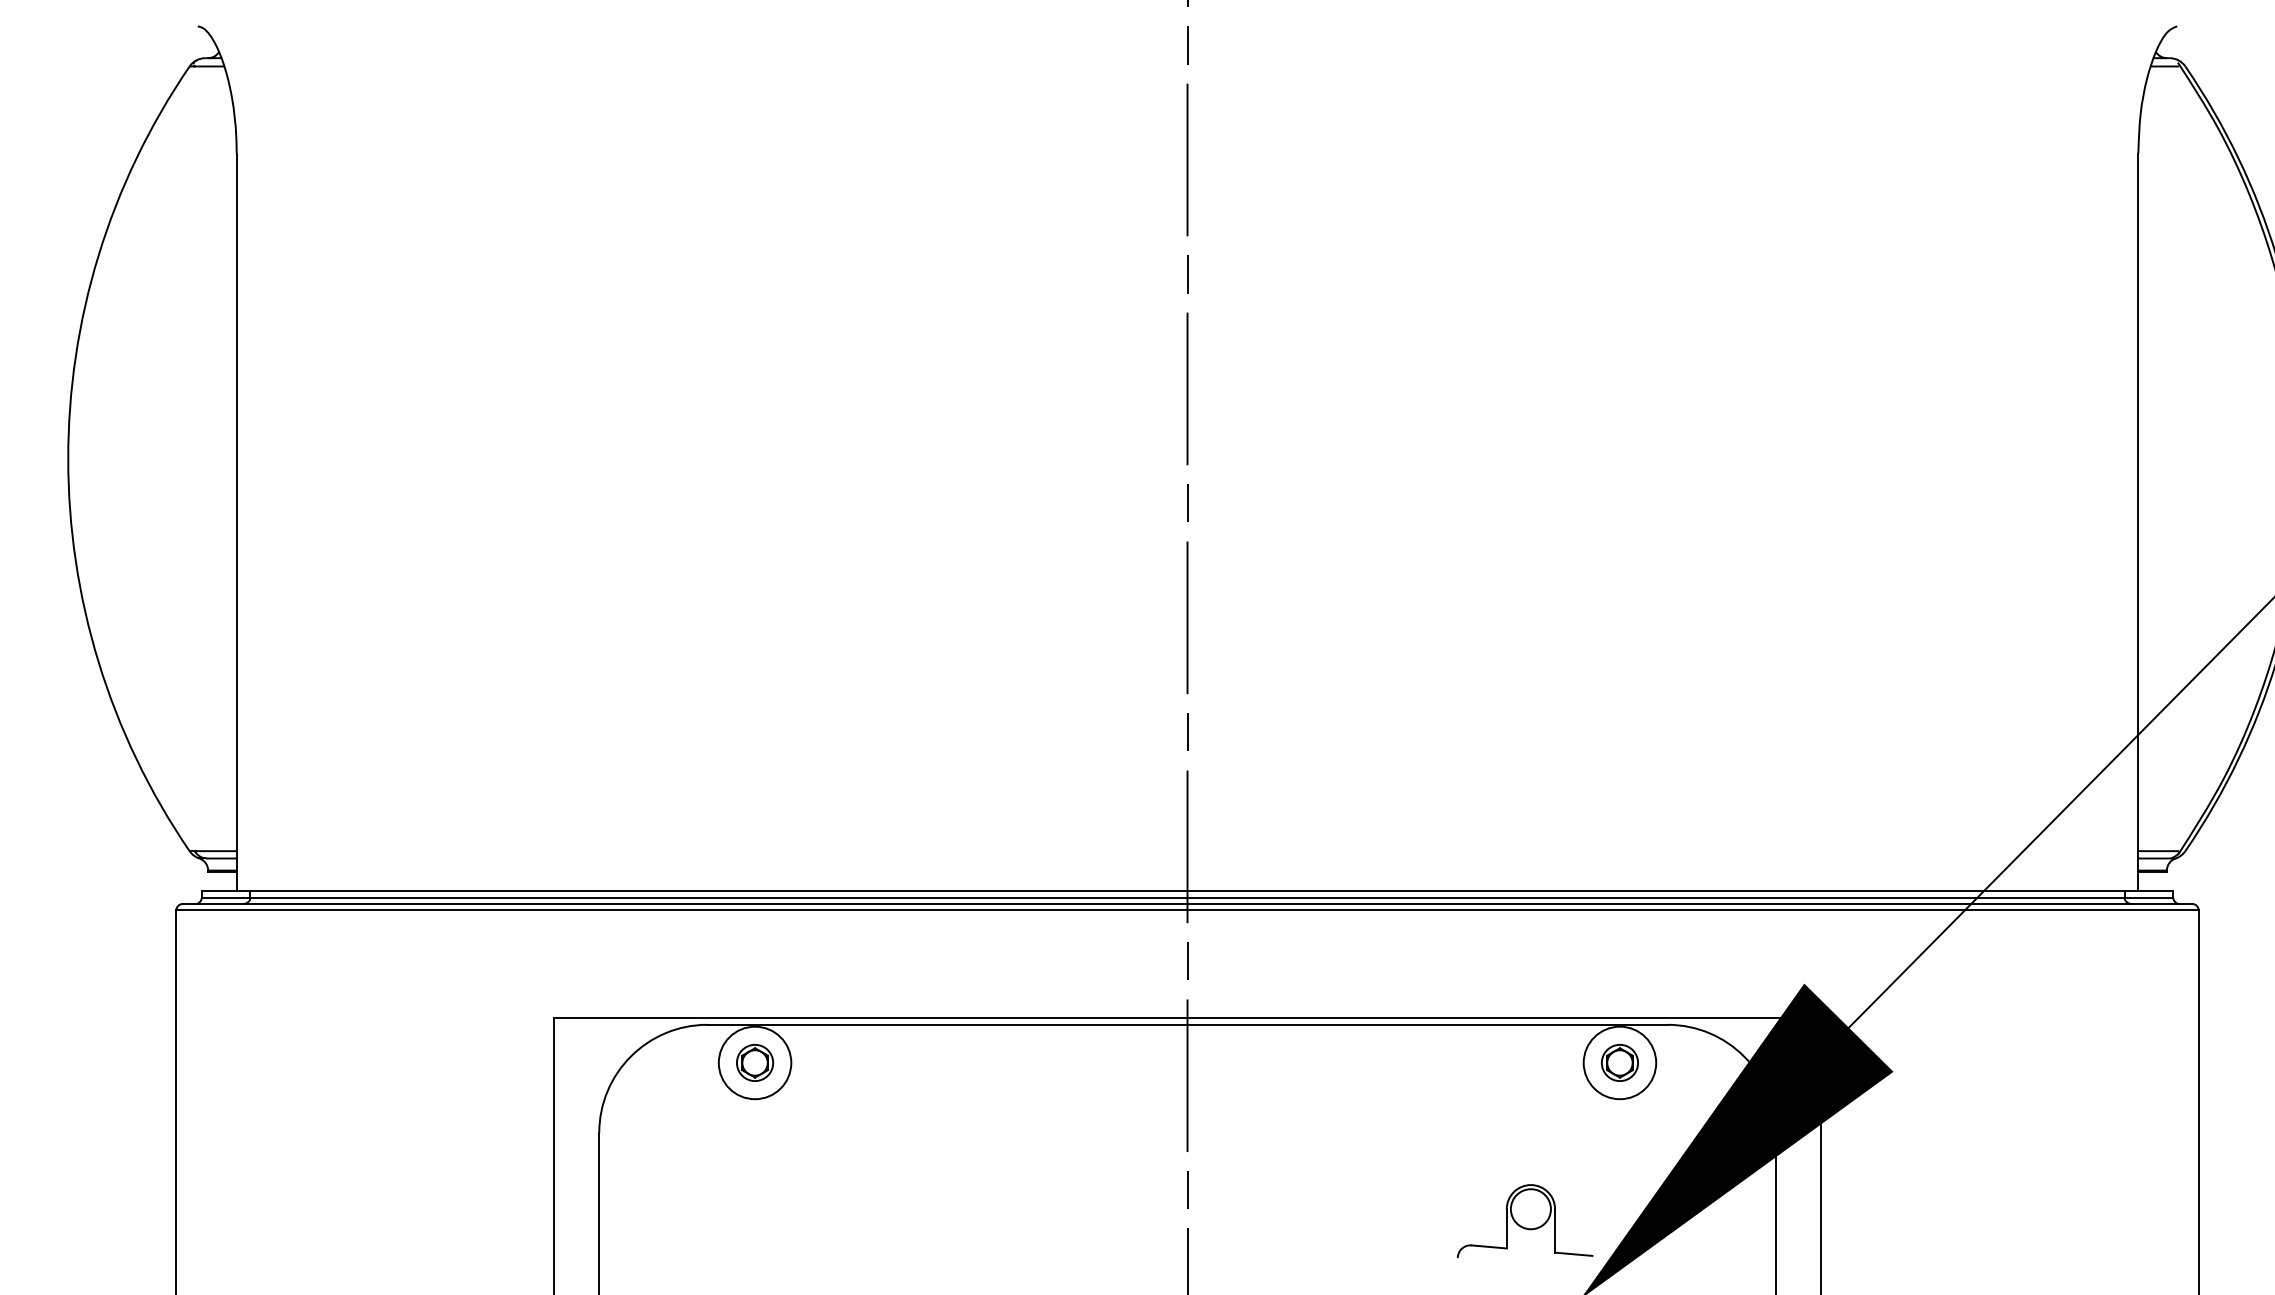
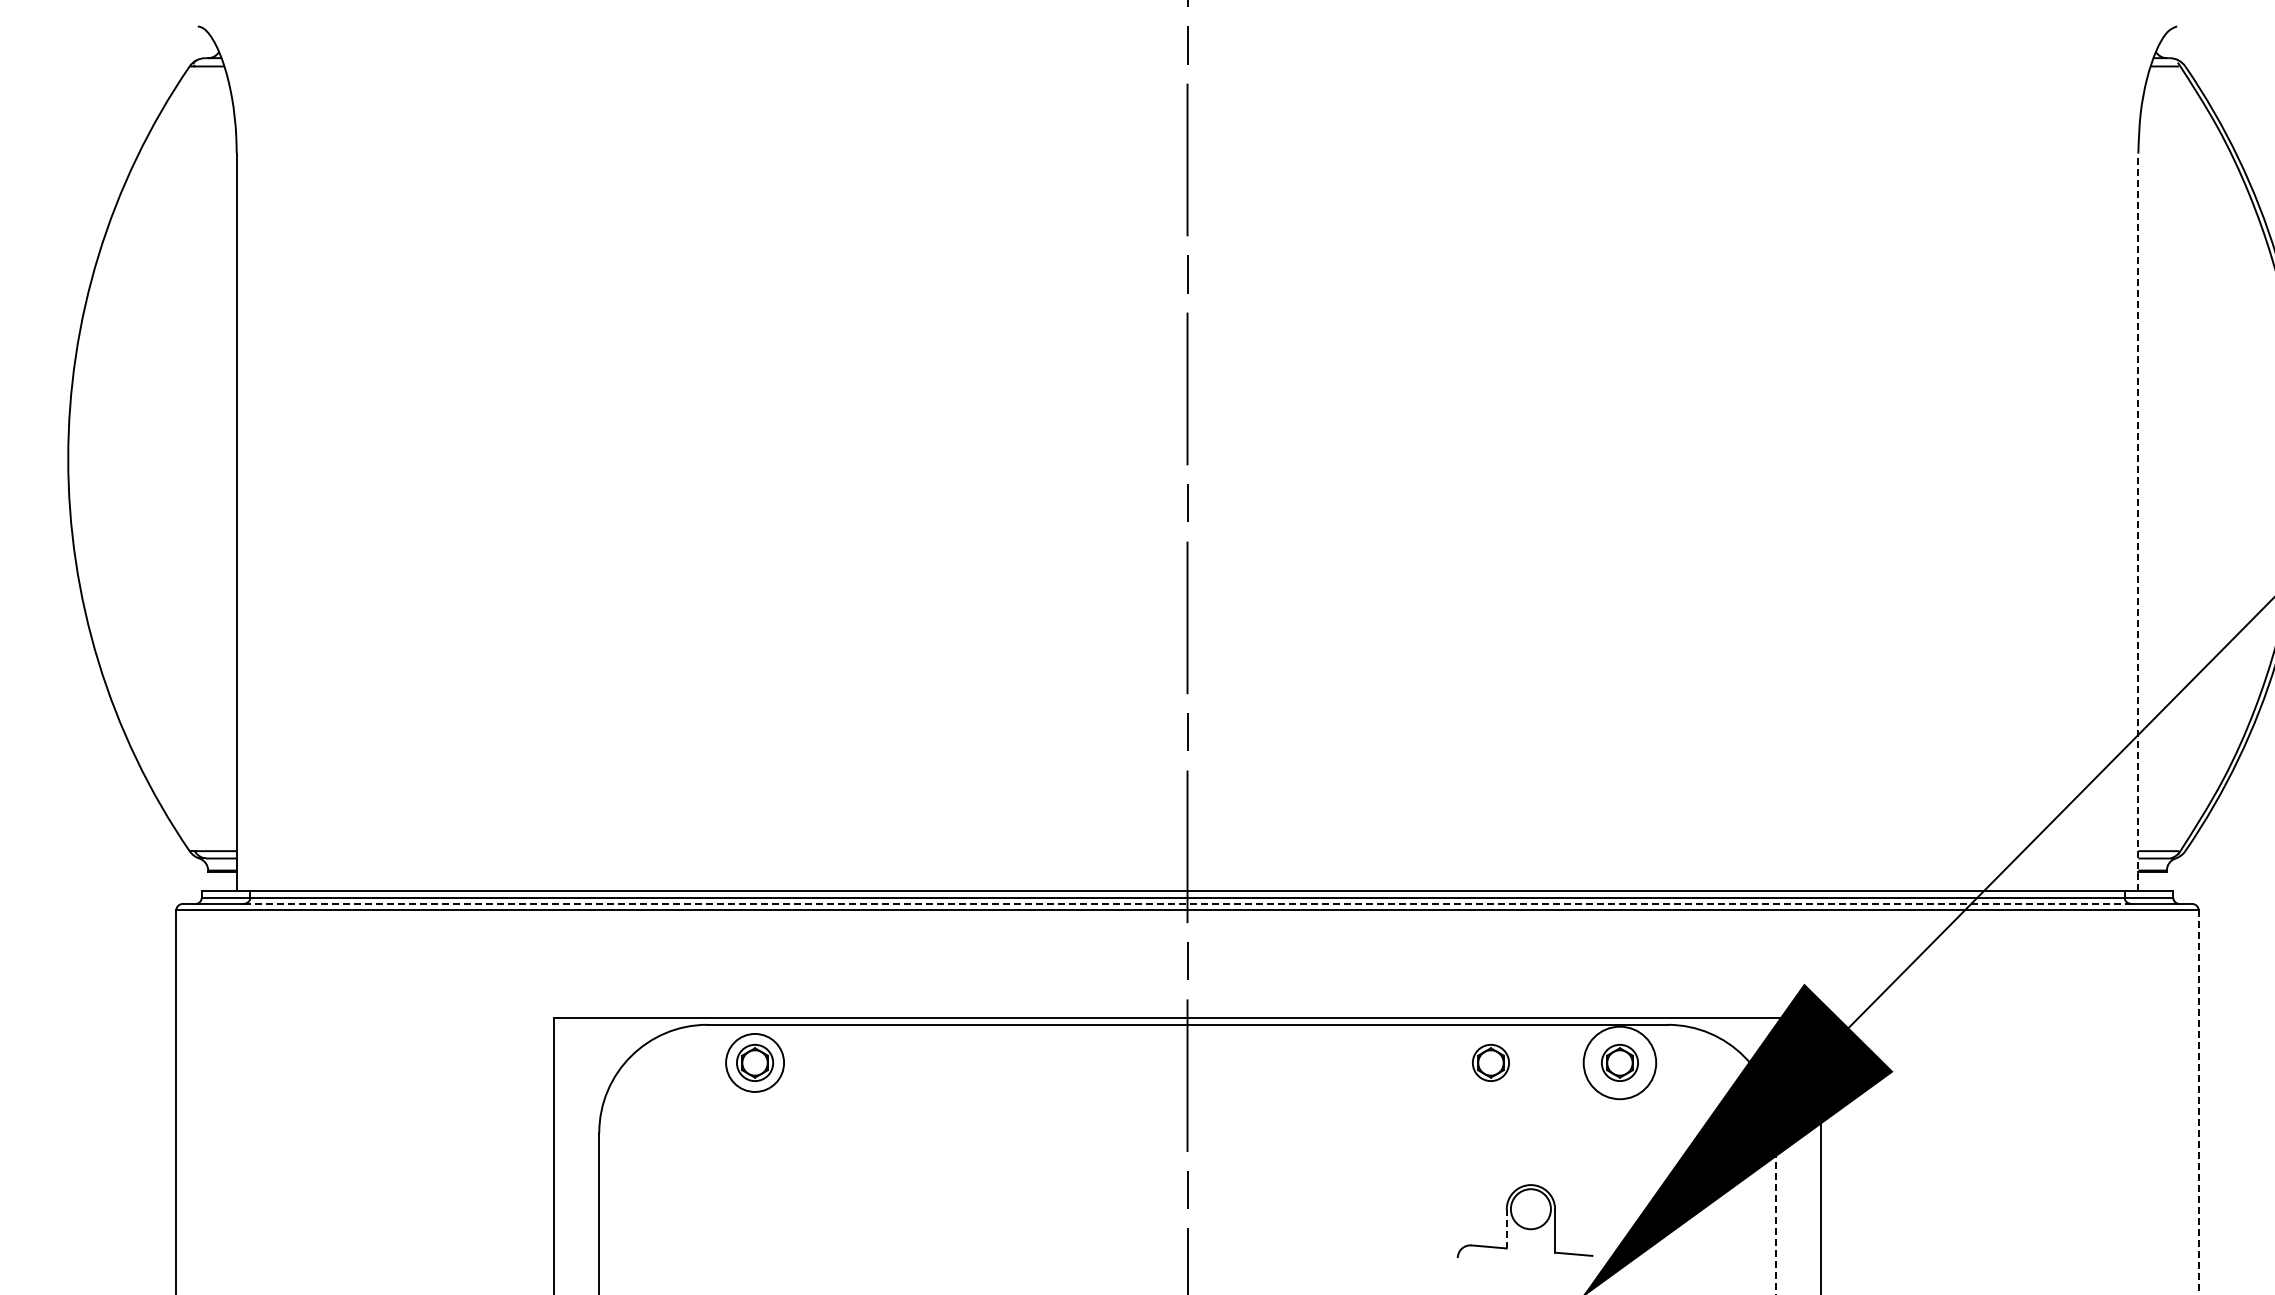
line: solid -> dashed (2138, 522)
line: solid -> dashed (1187, 903)
circle diameter: 72 px -> 58 px (755, 1062)
part: none -> present (1490, 1062)
line: solid -> dashed (2198, 1102)
line: solid -> dashed (1775, 1213)
line: solid -> dashed (1506, 1228)
